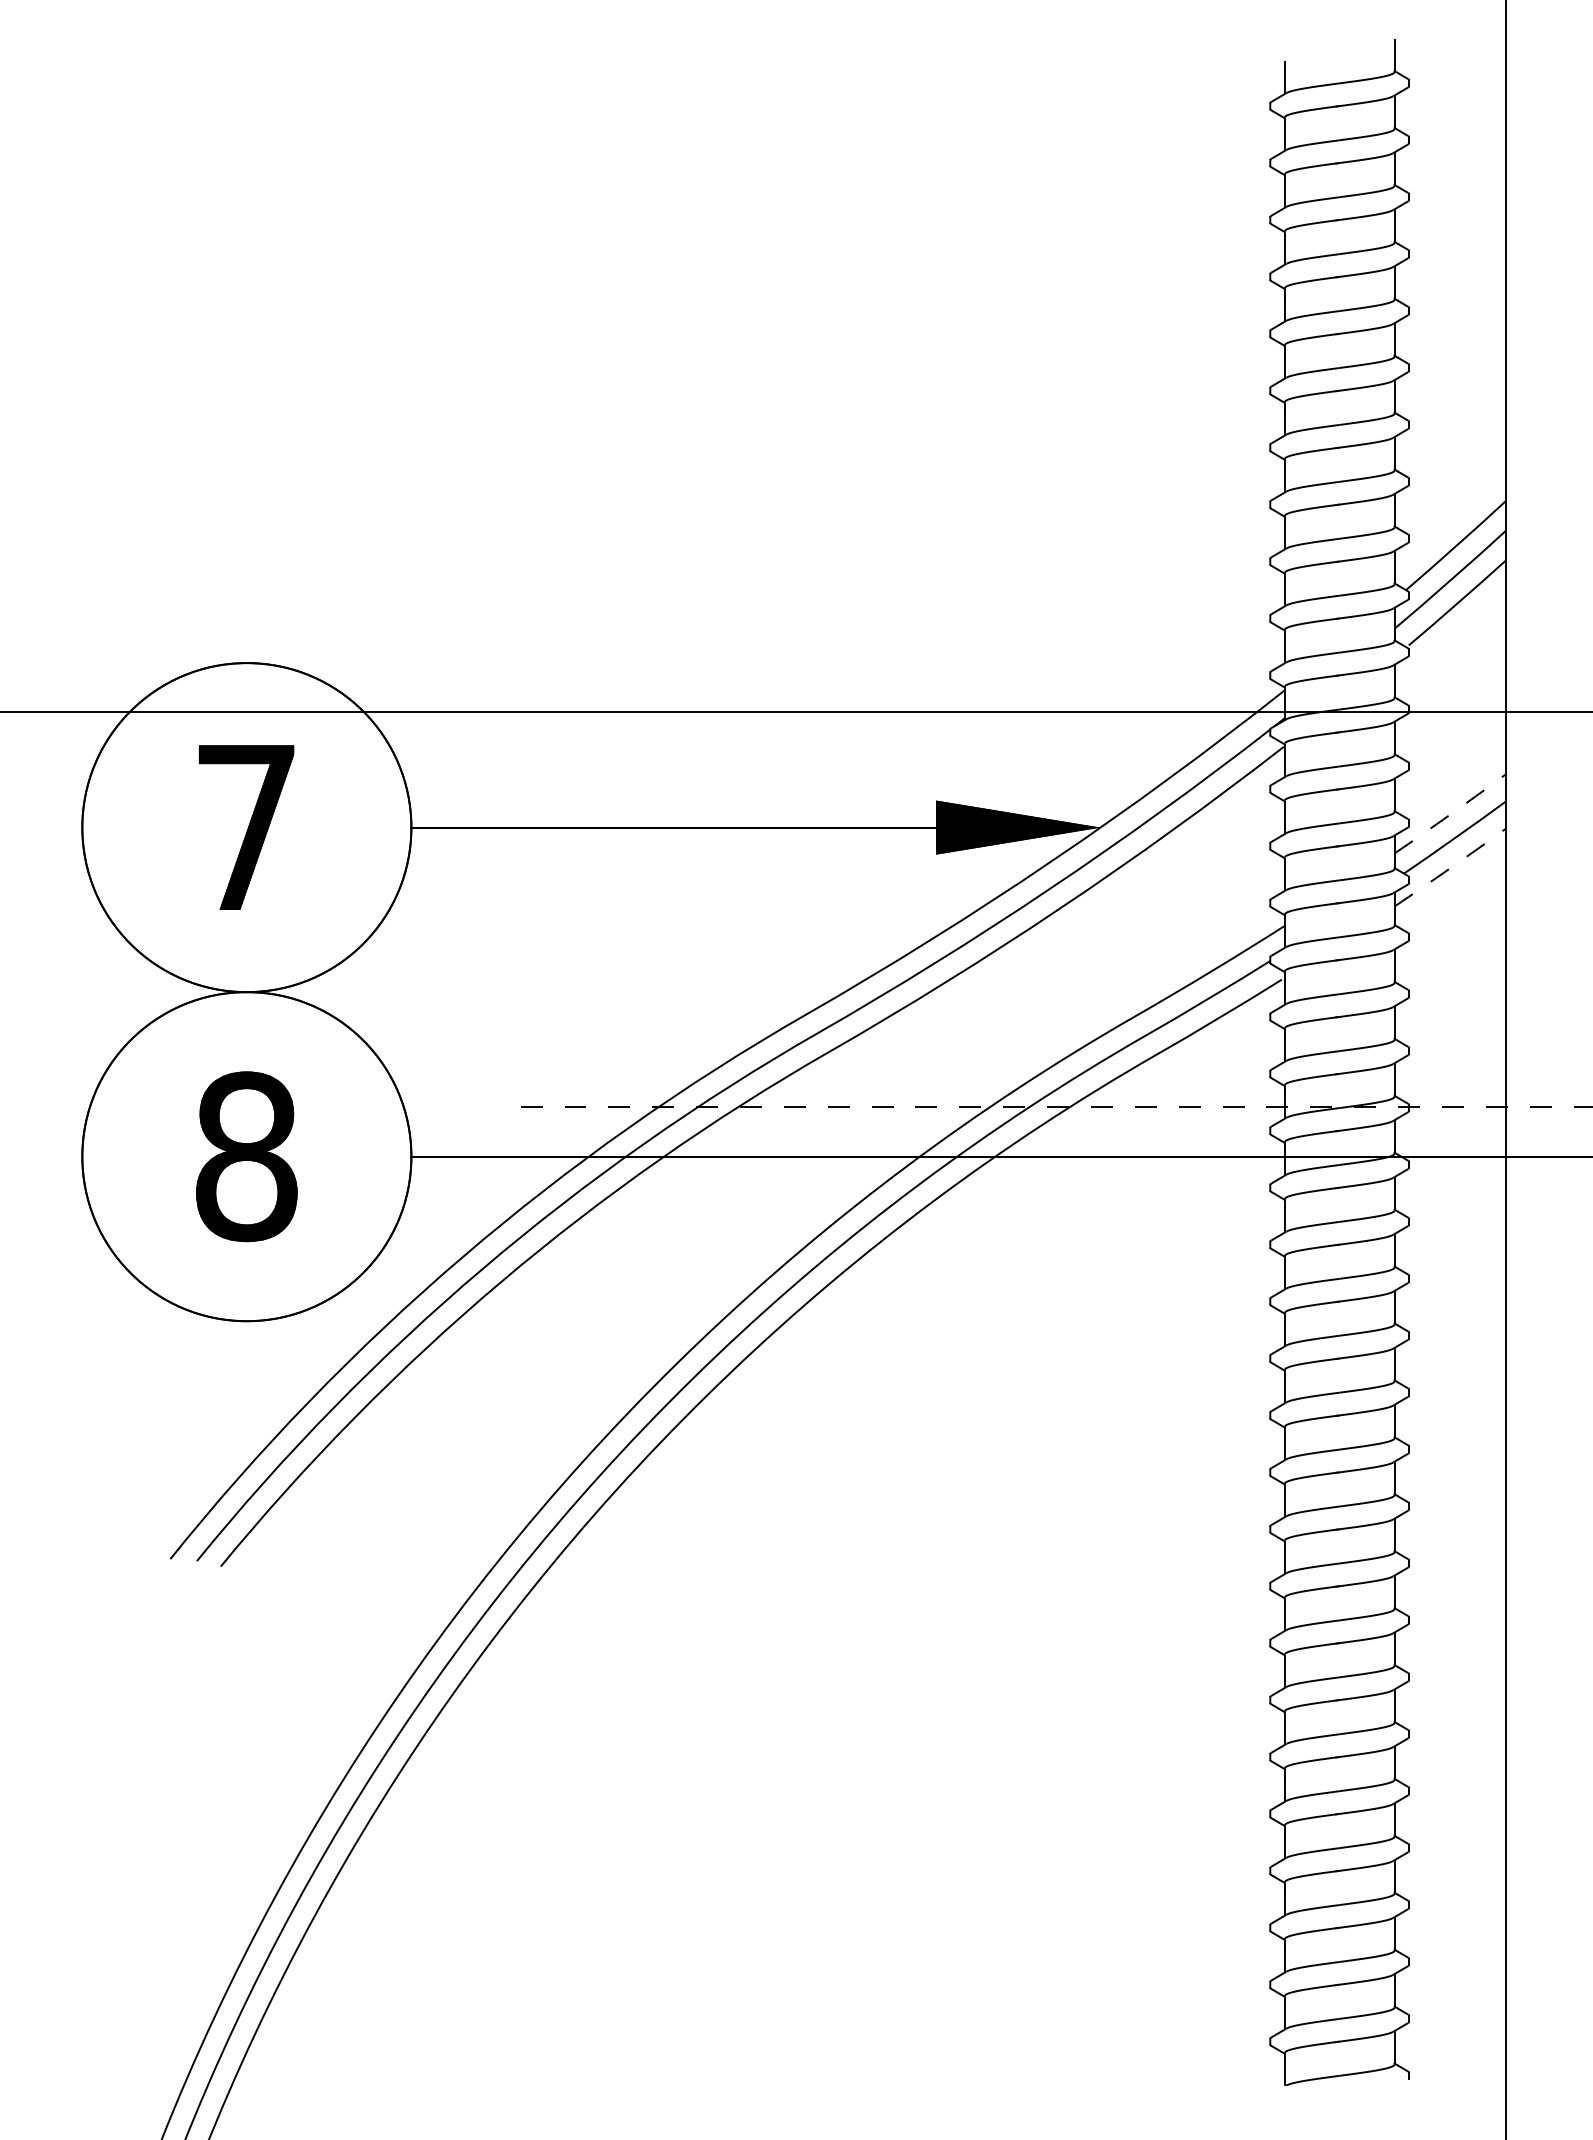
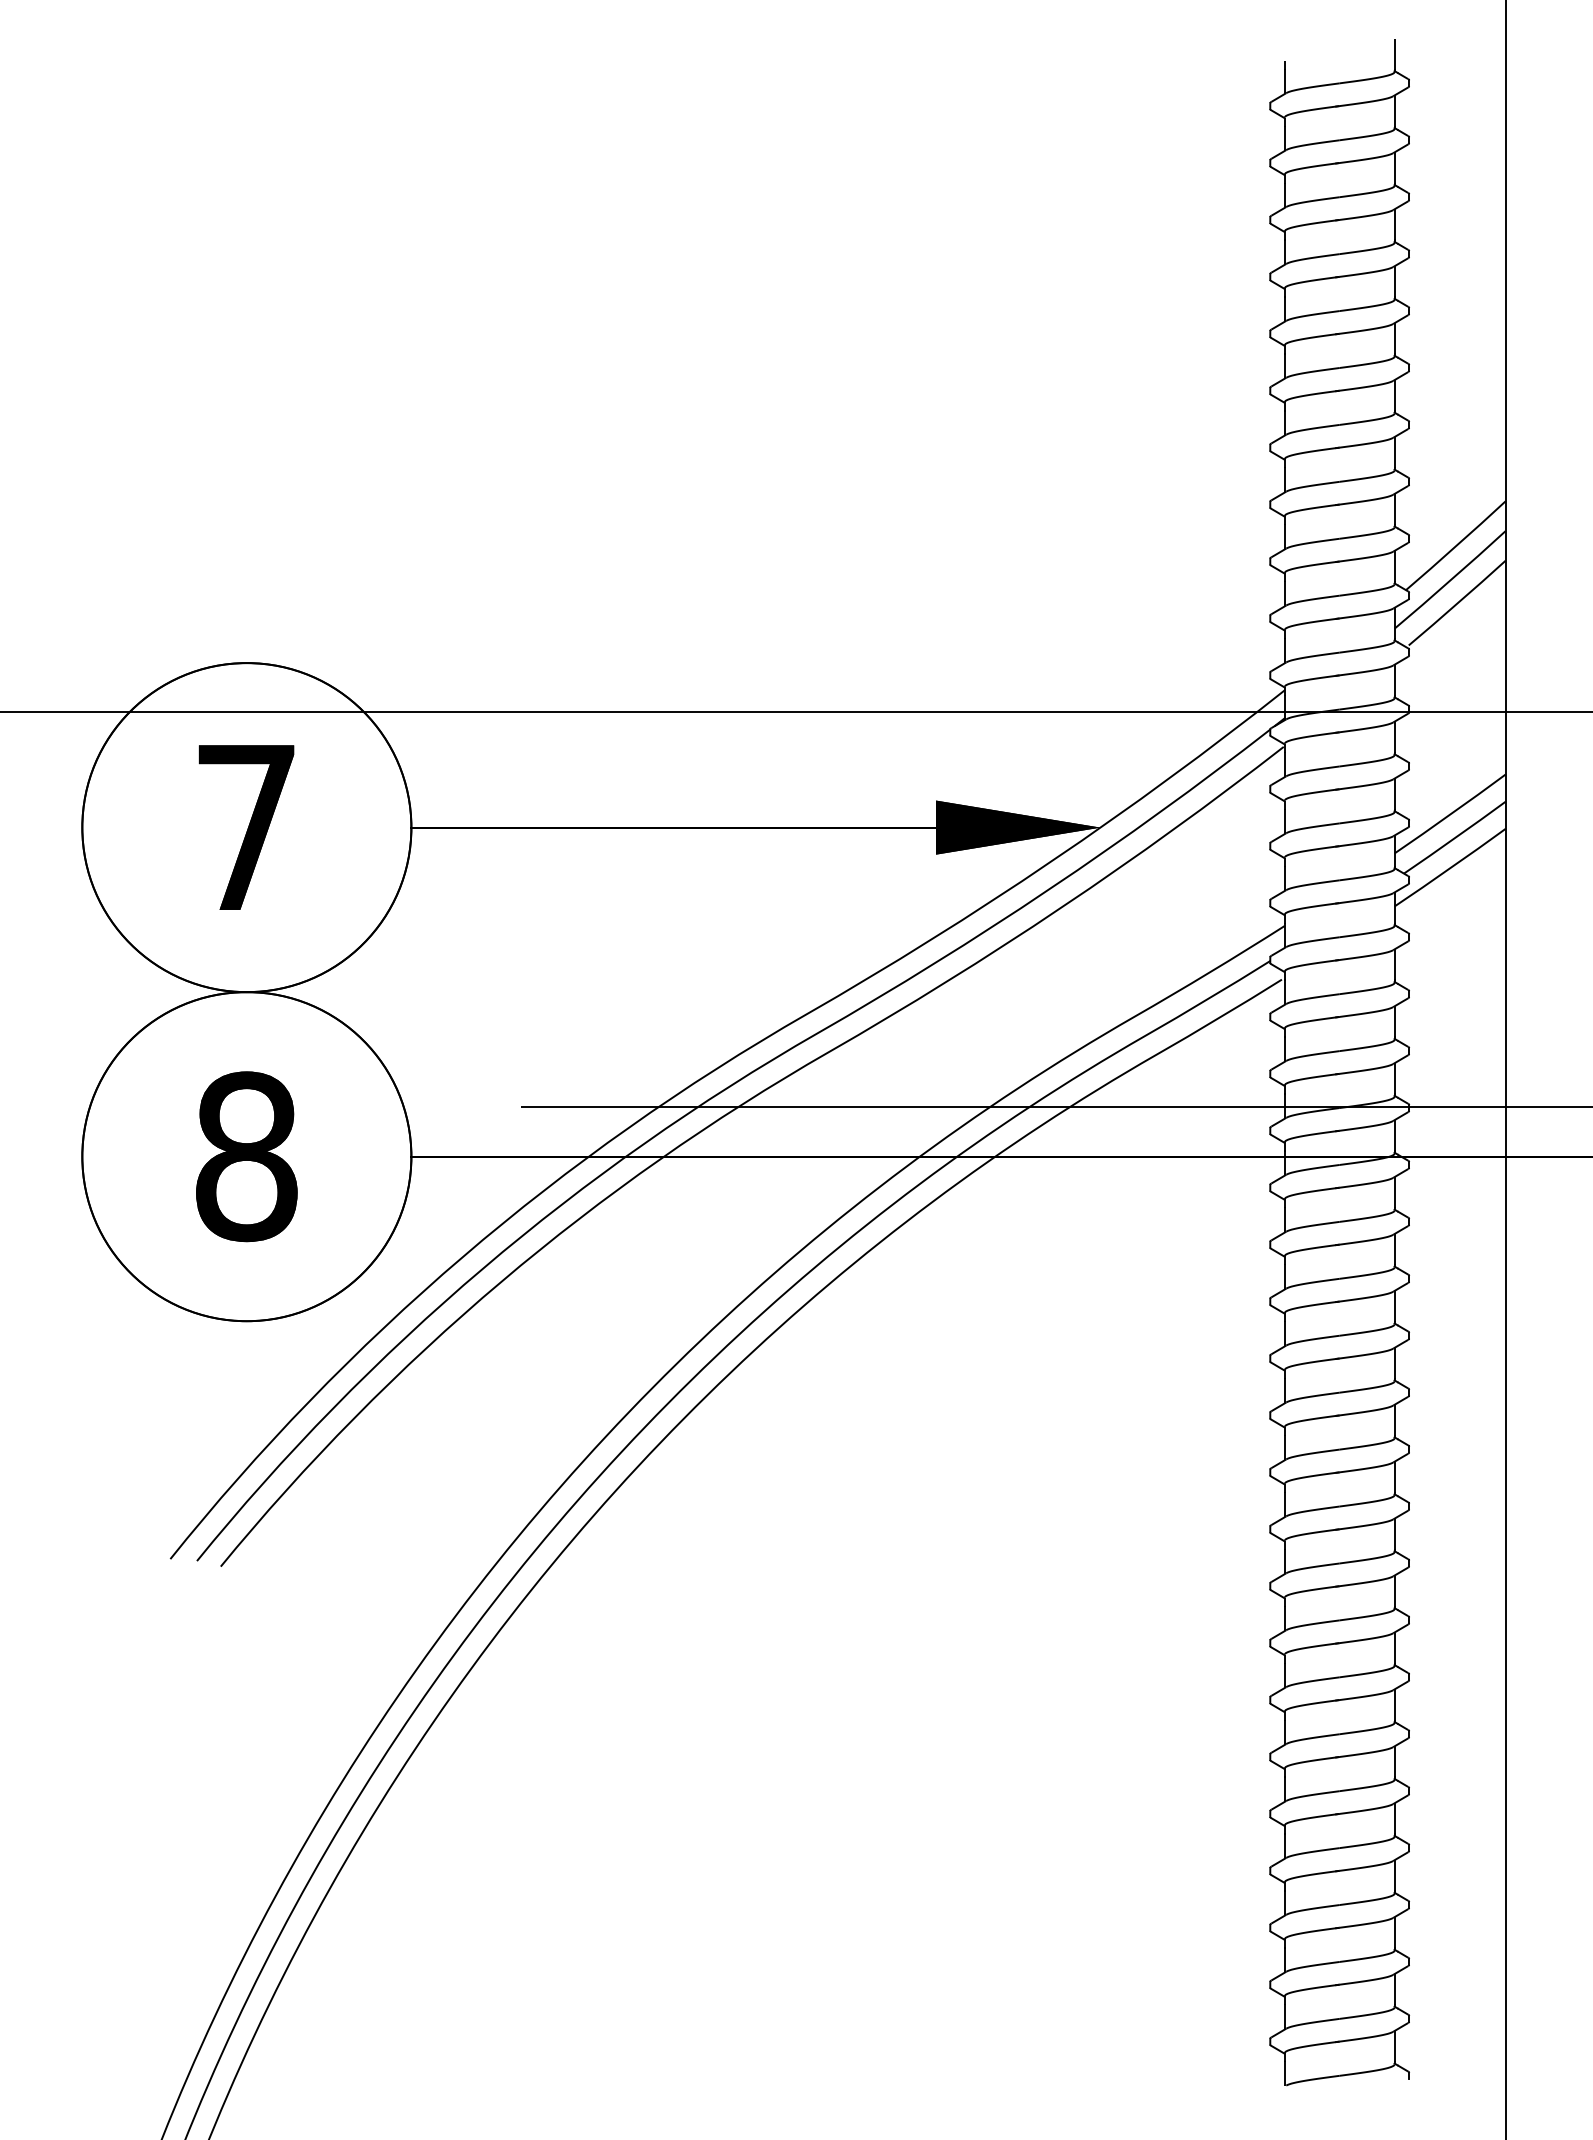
line: dashed -> solid (1450, 814)
line: dashed -> solid (1450, 868)
line: dashed -> solid (1056, 1107)
